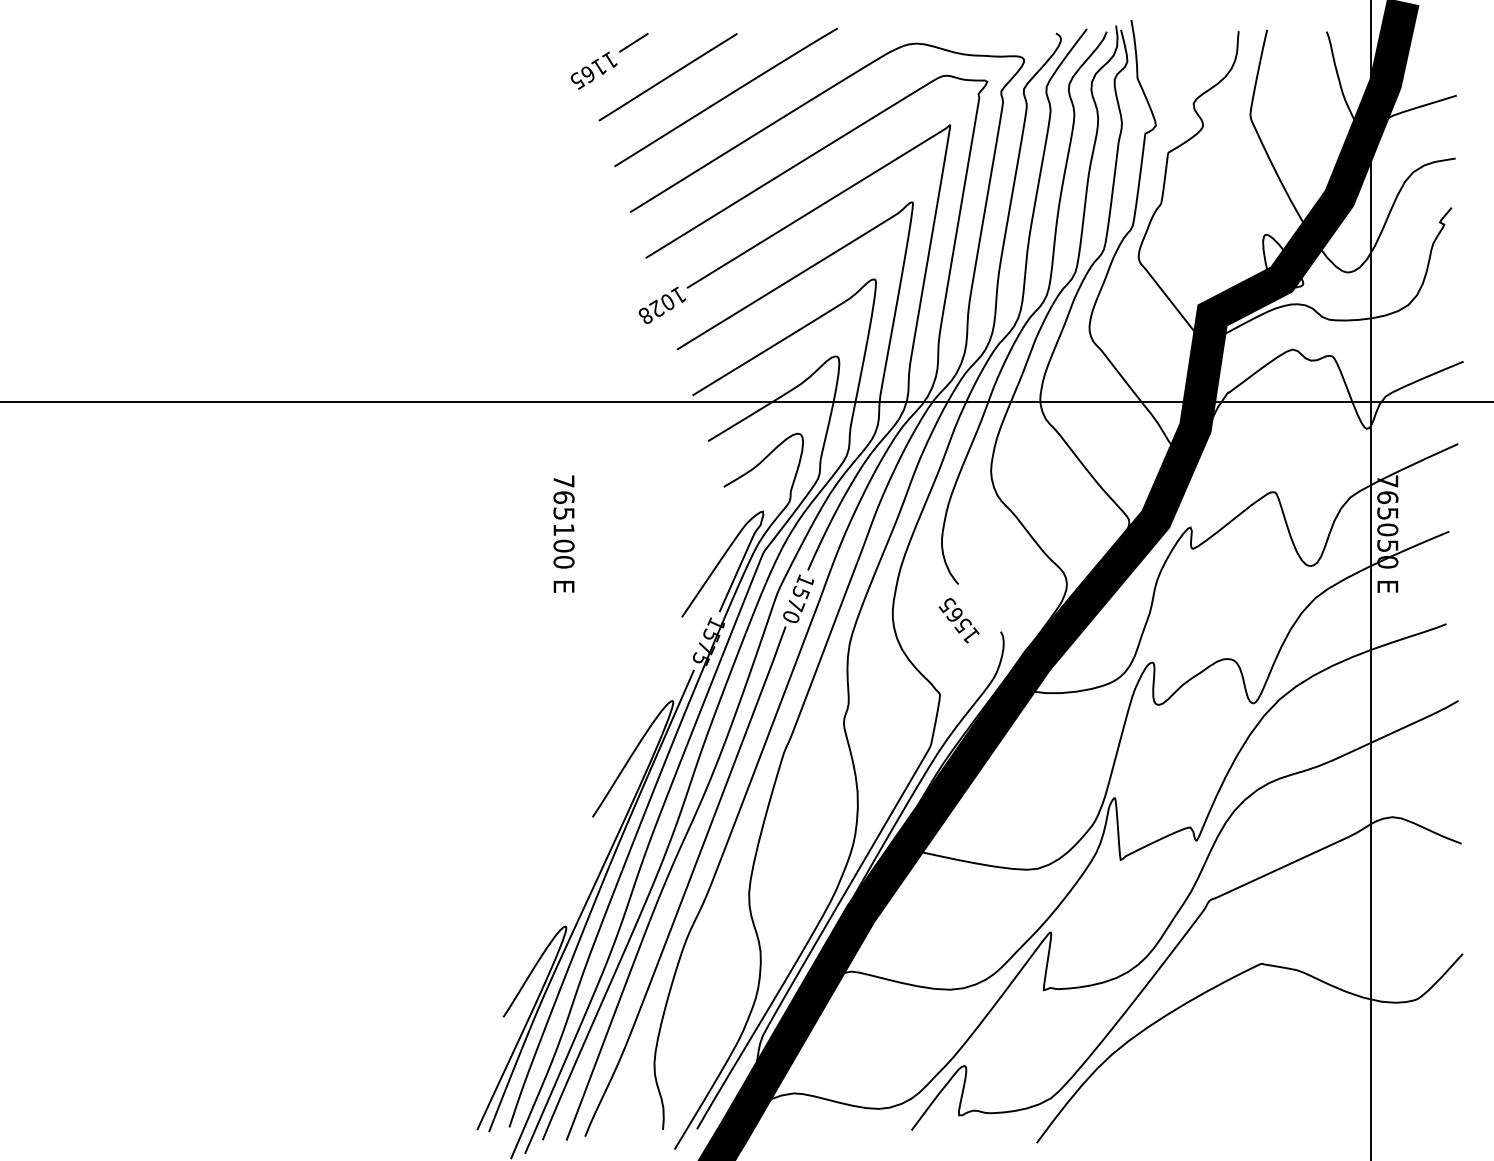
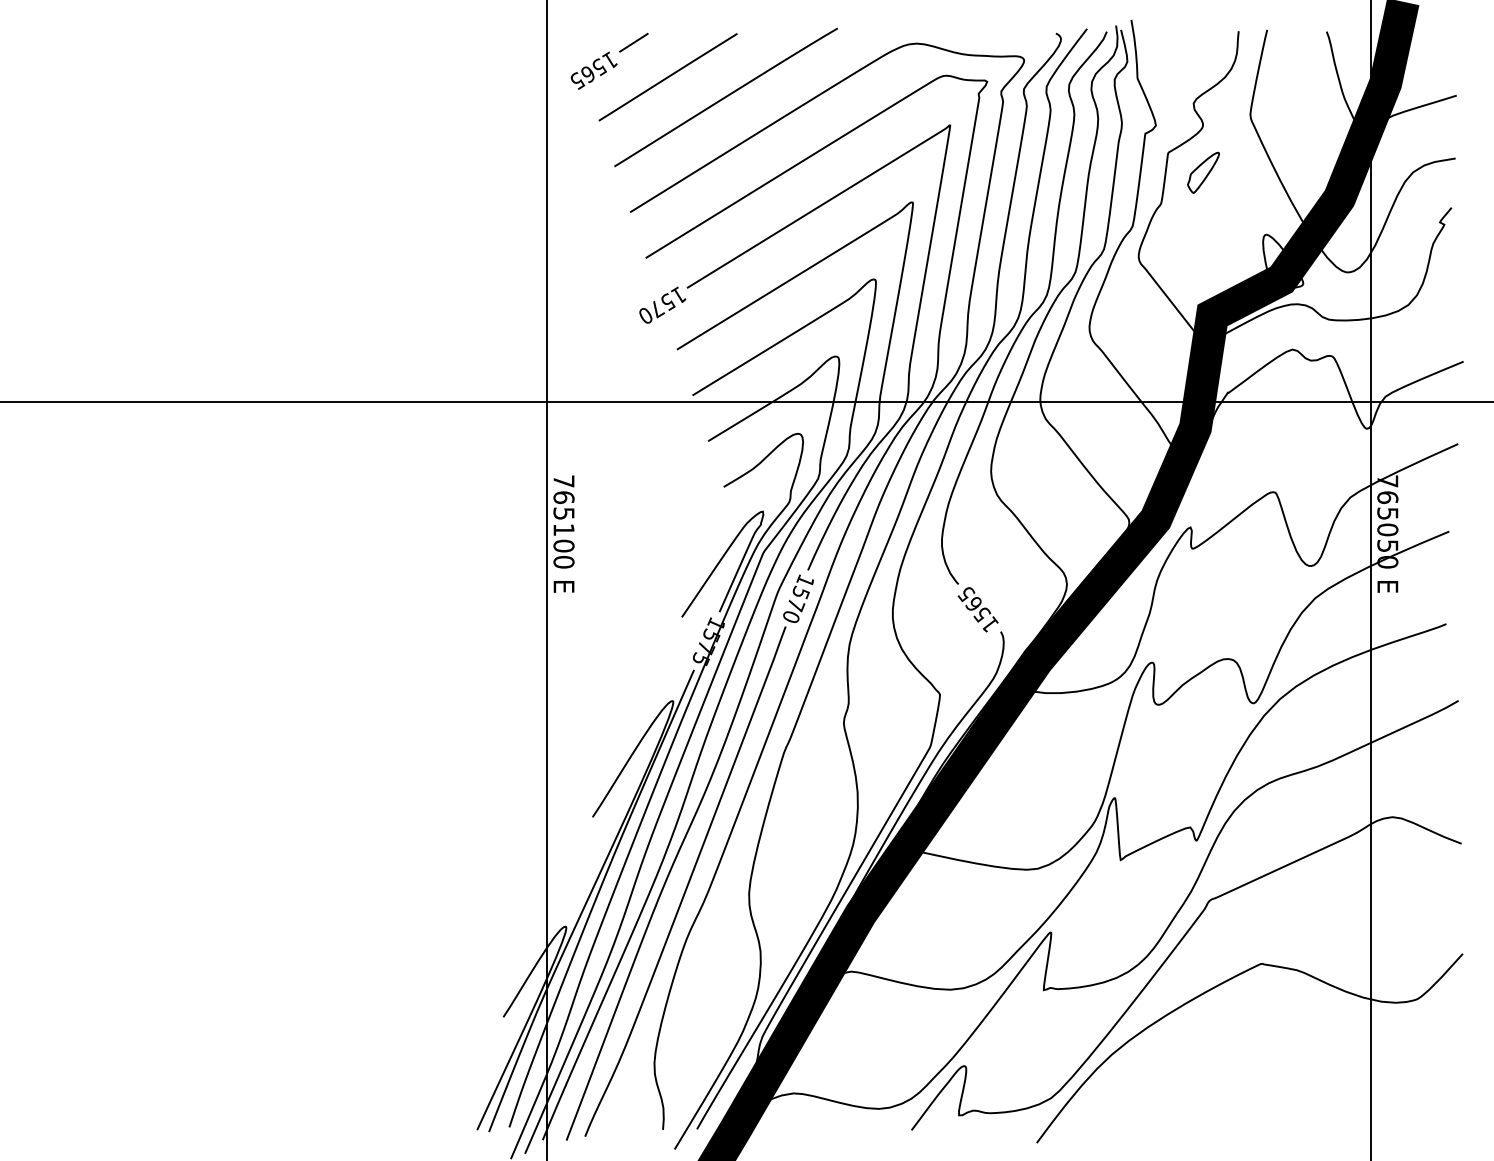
text: 1165 -> 1565 (598, 67)
part: none -> present (1203, 172)
text: 1028 -> 1570 (656, 308)
line: none -> present (546, 579)
text position: (958, 620) -> (977, 609) (977, 609)
